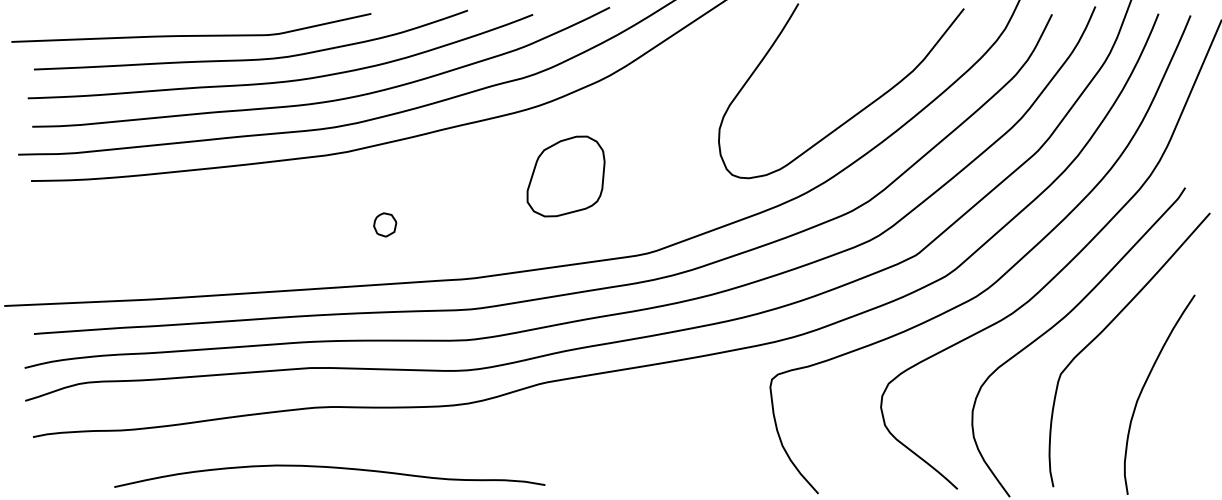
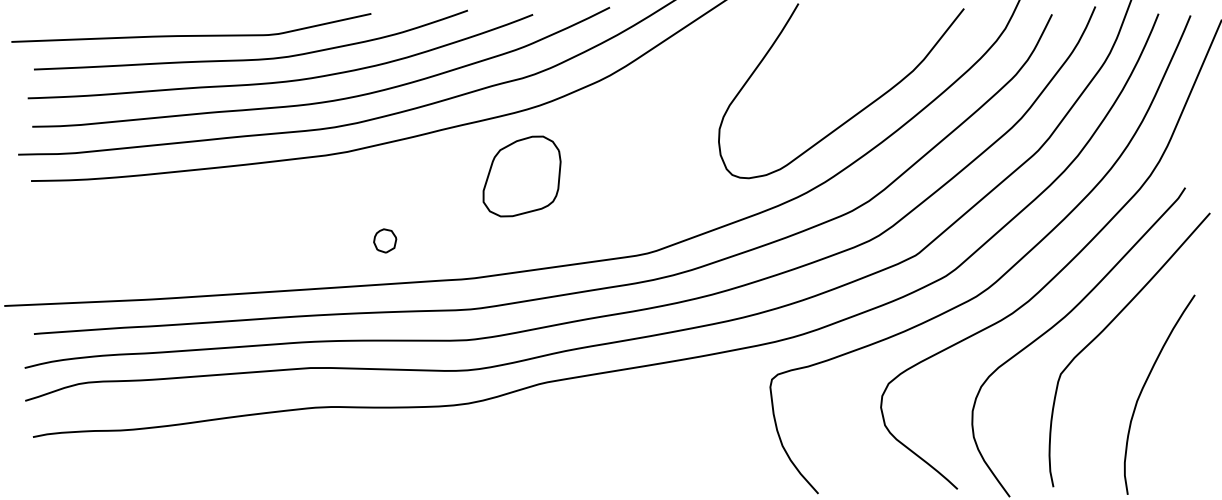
part position: (565, 176) -> (521, 176) (521, 176)
part position: (385, 224) -> (385, 240) (385, 240)
curve: present -> none (329, 468)
